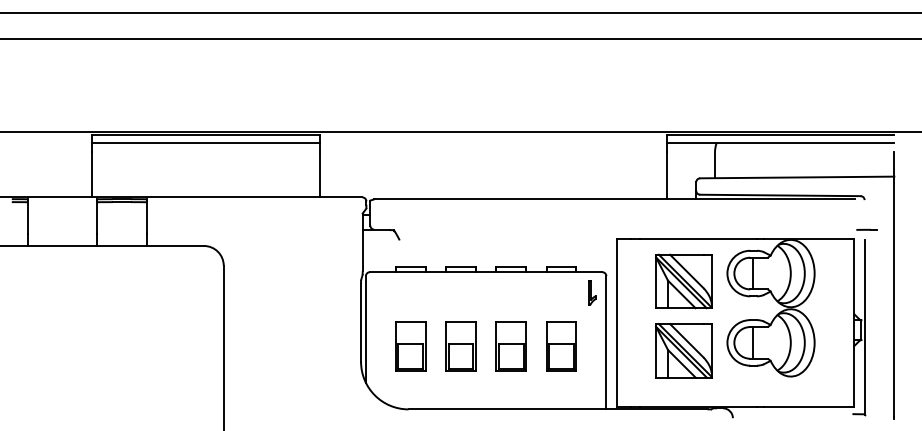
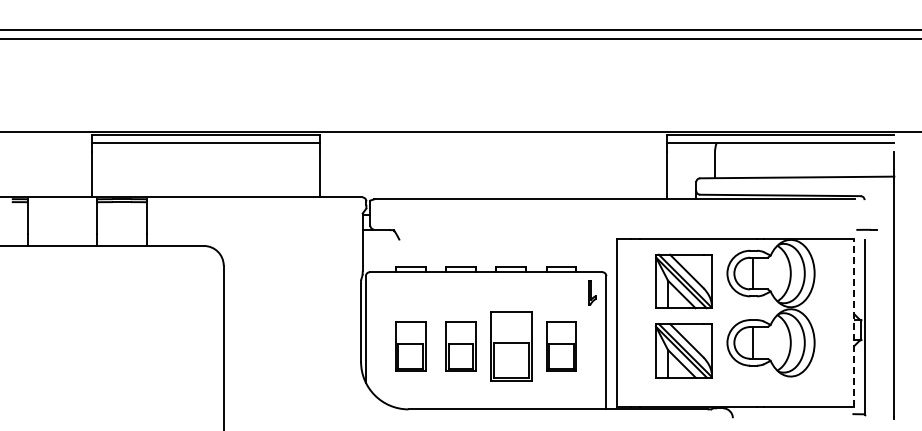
line position: (460, 12) -> (460, 29) (460, 29)
line: solid -> dashed (854, 322)
part size: 32x51 px -> 43x71 px (511, 346)
